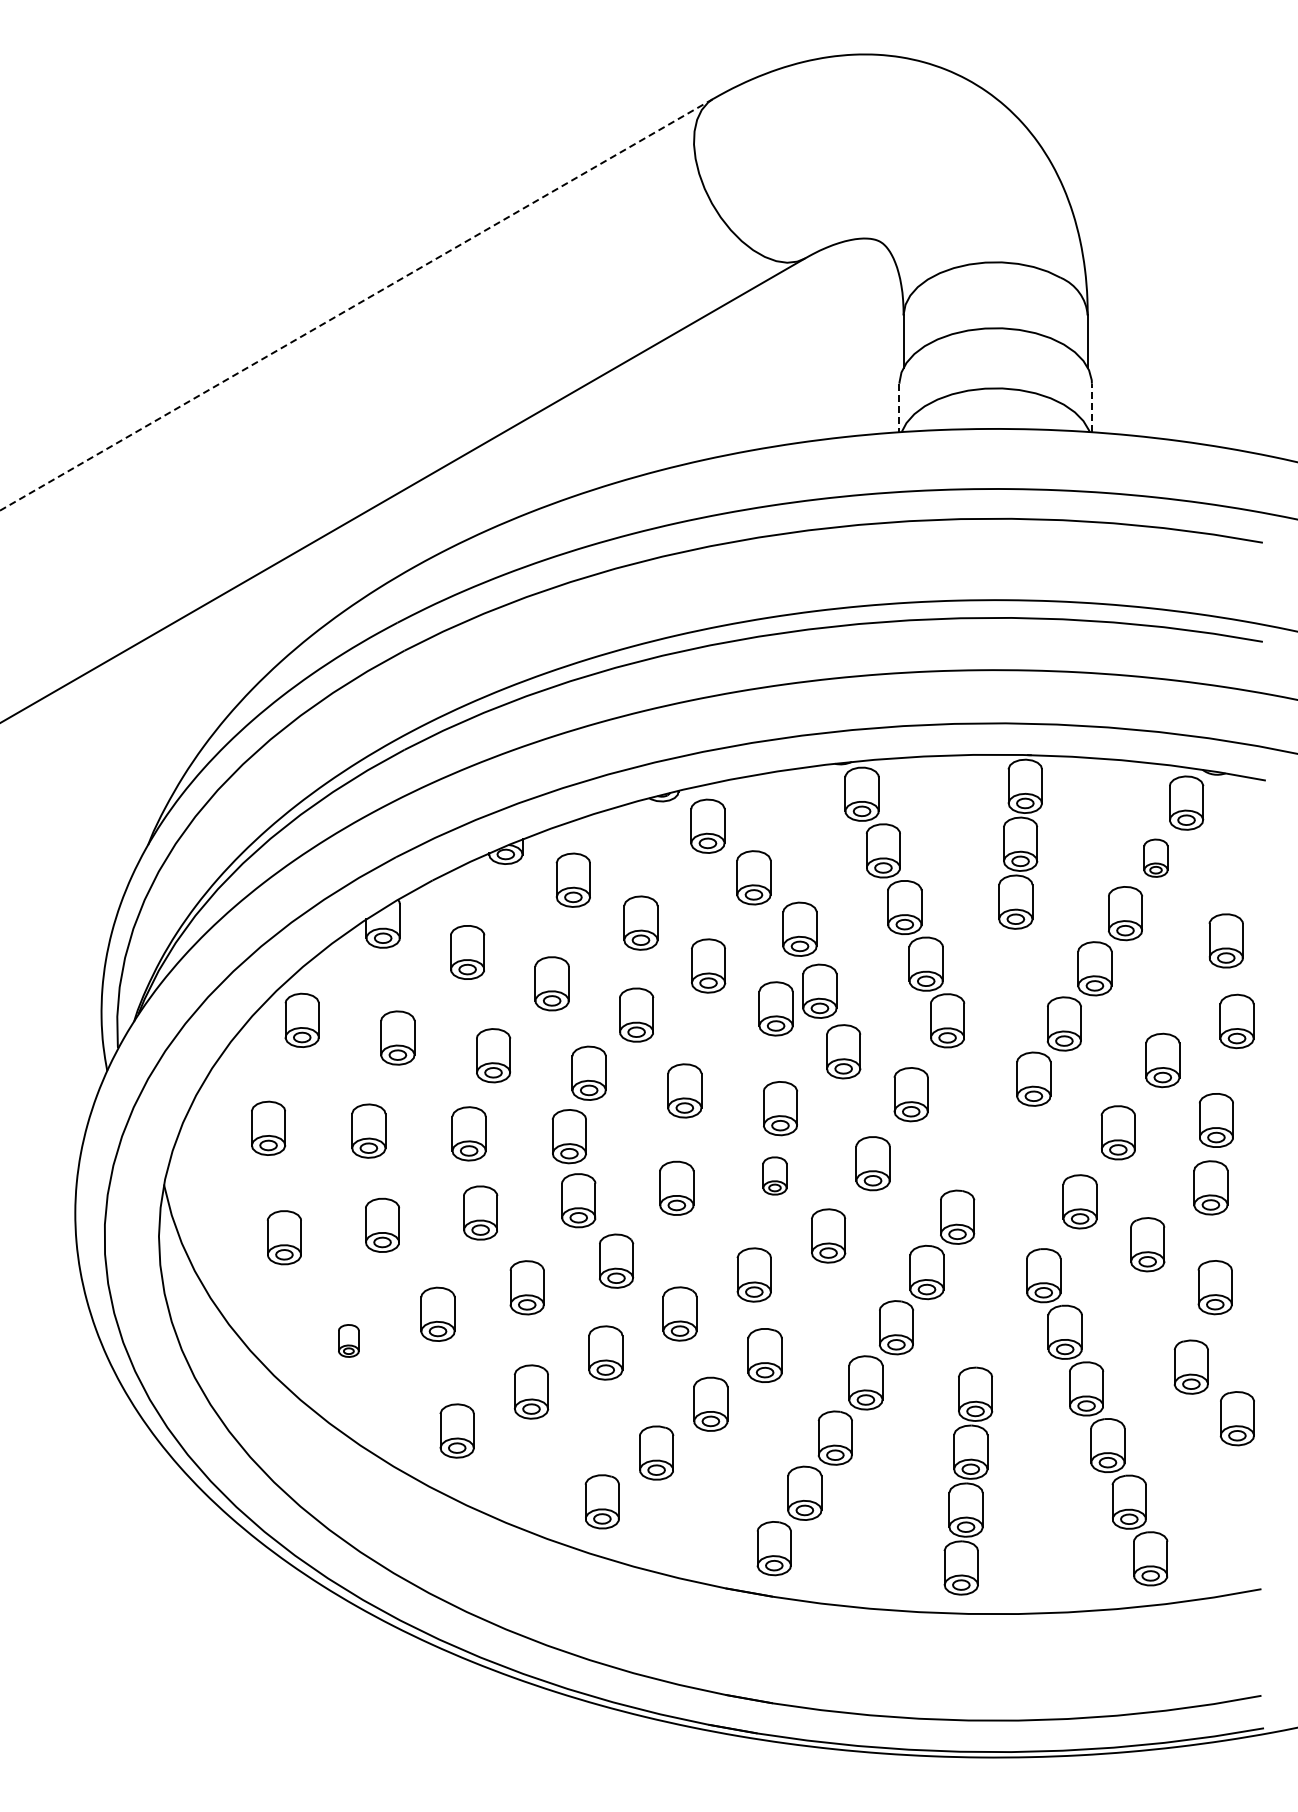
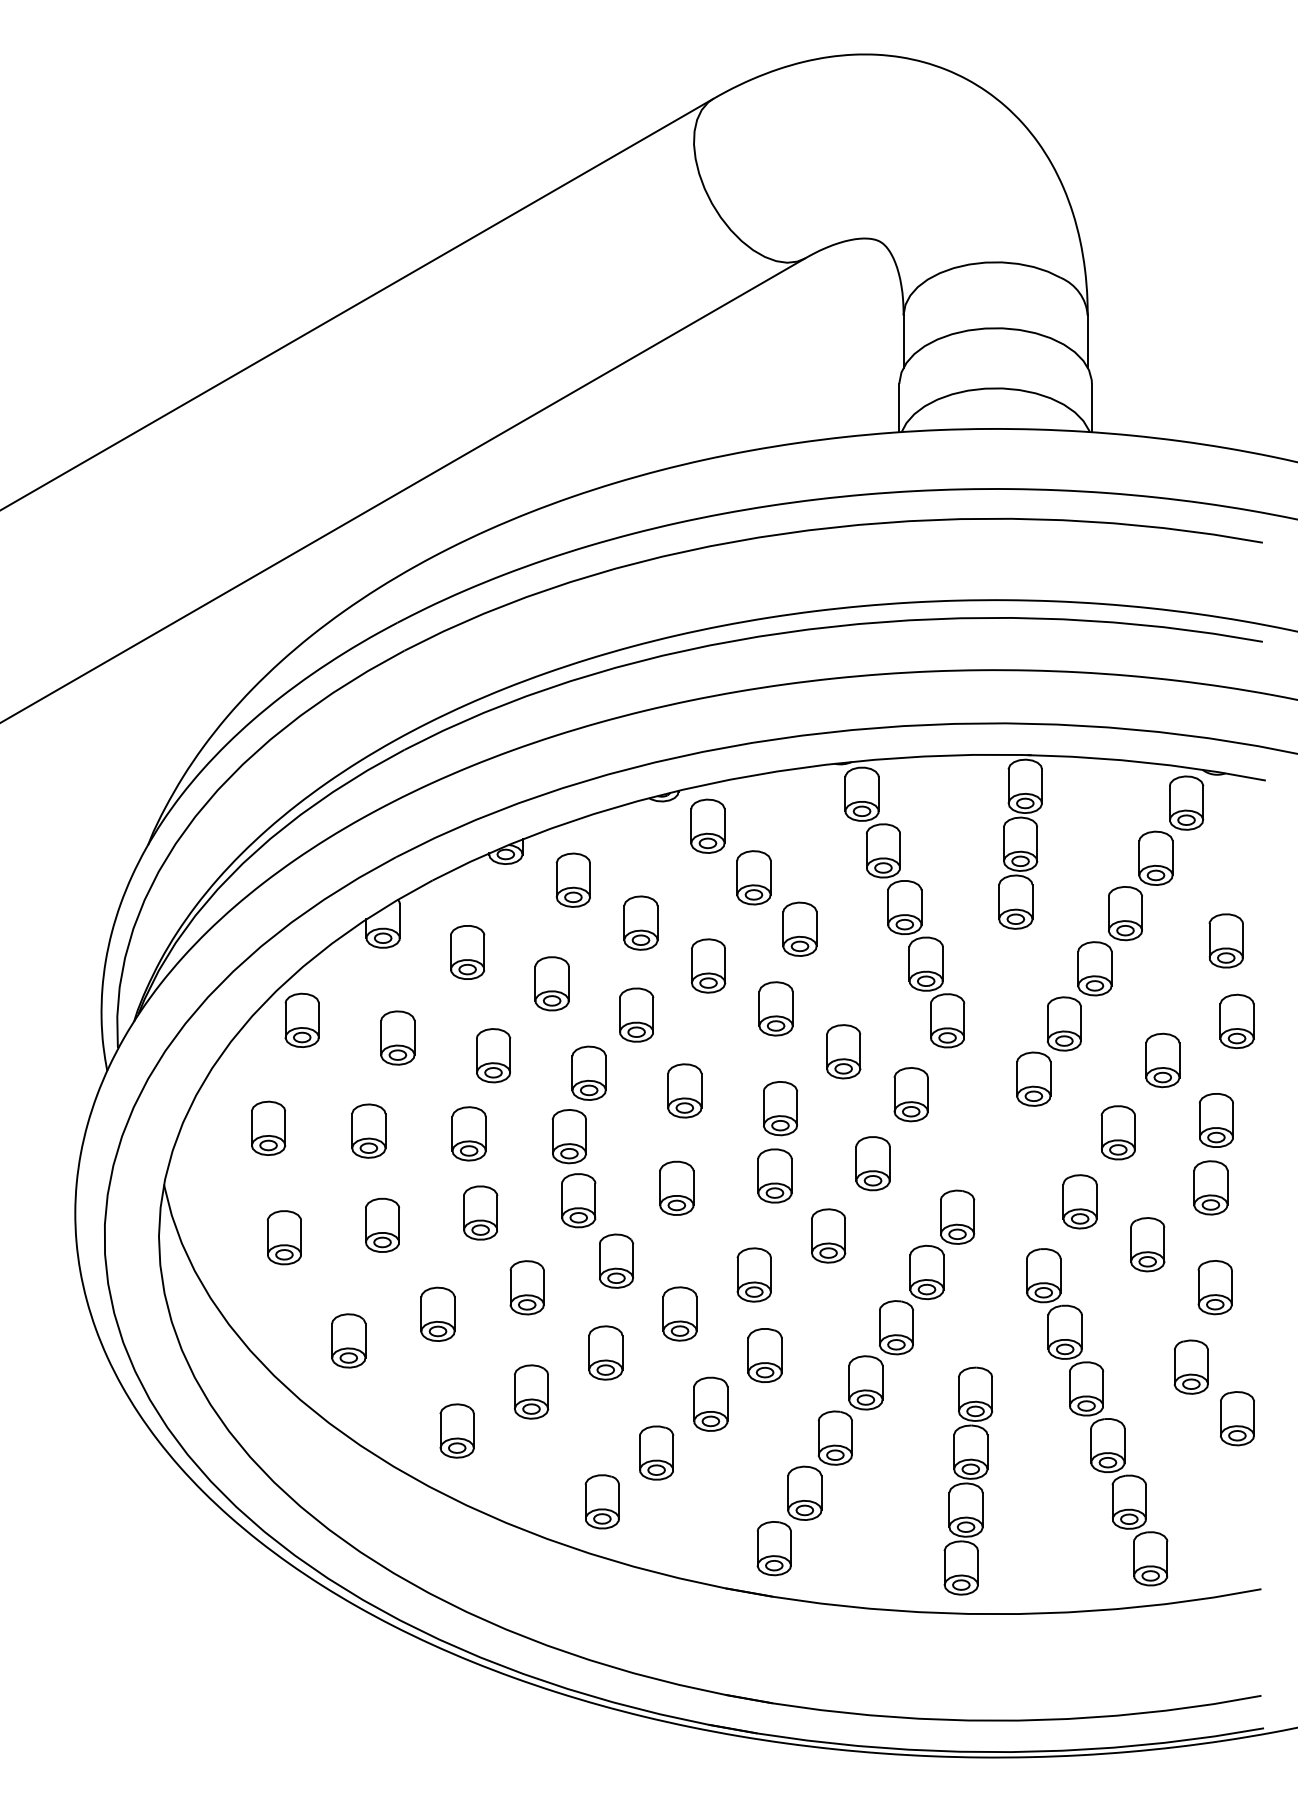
line: dashed -> solid (356, 304)
line: dashed -> solid (1091, 407)
line: dashed -> solid (899, 408)
part size: 26x40 px -> 36x56 px (1155, 857)
part: present -> none (819, 990)
part size: 26x40 px -> 36x56 px (774, 1175)
part size: 22x34 px -> 36x56 px (348, 1340)
